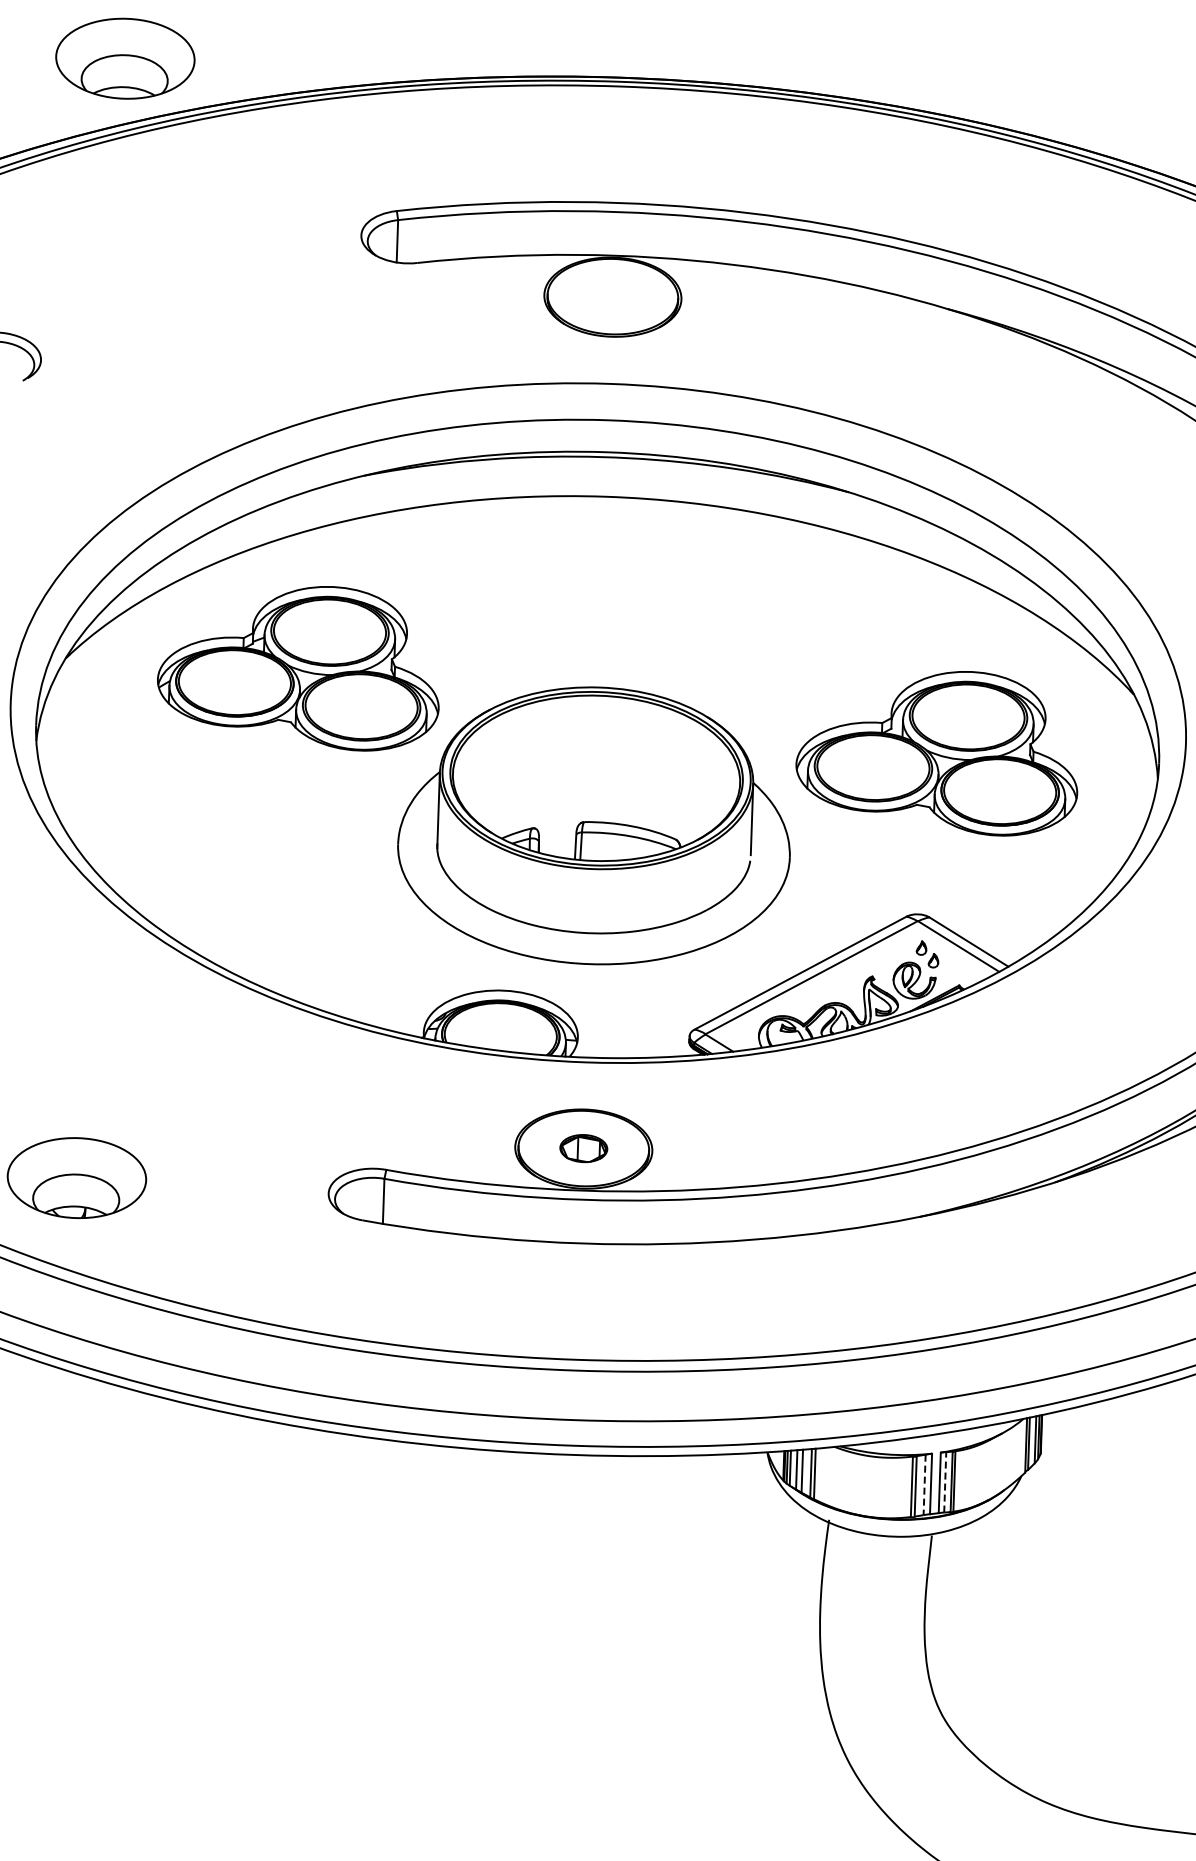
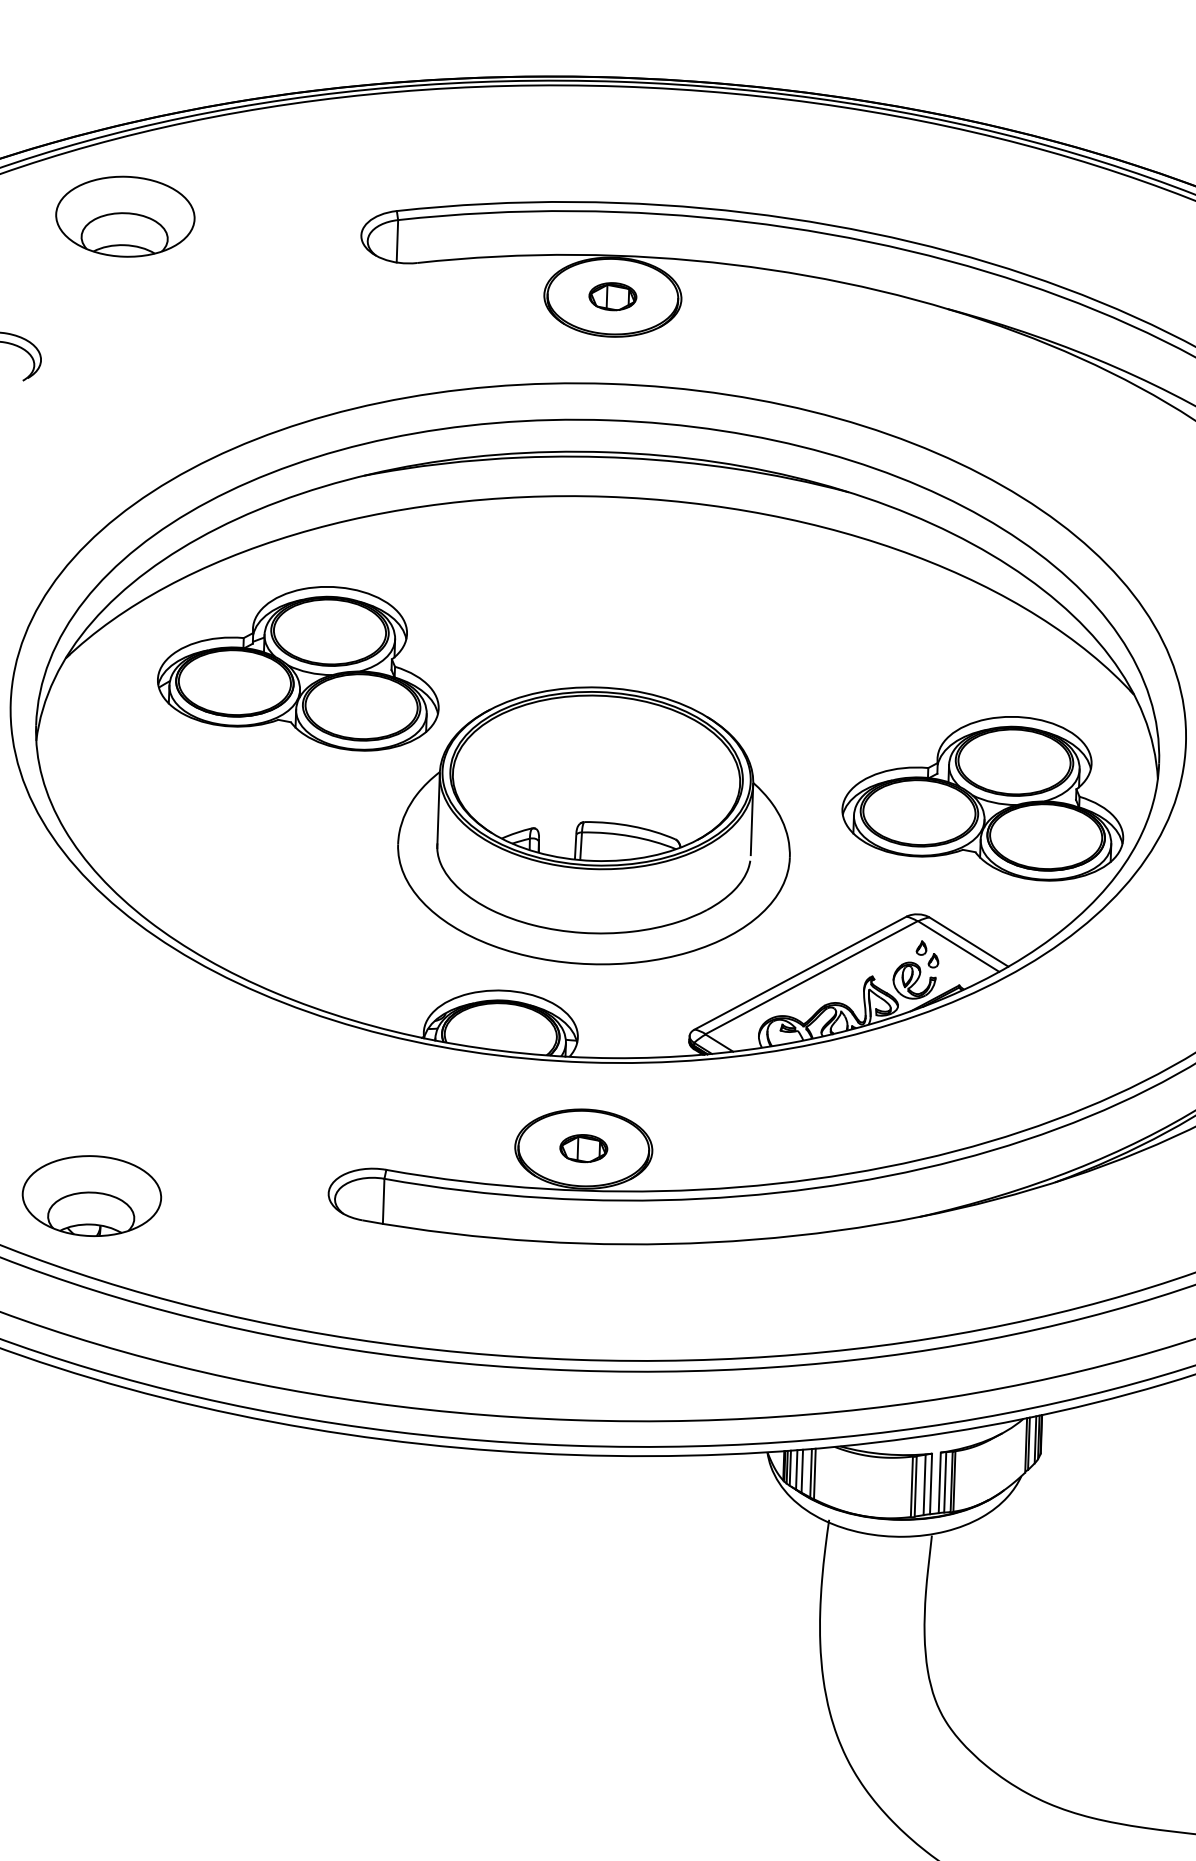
part position: (125, 58) -> (125, 216) (125, 216)
part: none -> present (612, 296)
part position: (936, 753) -> (982, 798) (982, 798)
part position: (76, 1177) -> (91, 1195) (91, 1195)
line: dashed -> solid (945, 1481)
line: dashed -> solid (924, 1485)
